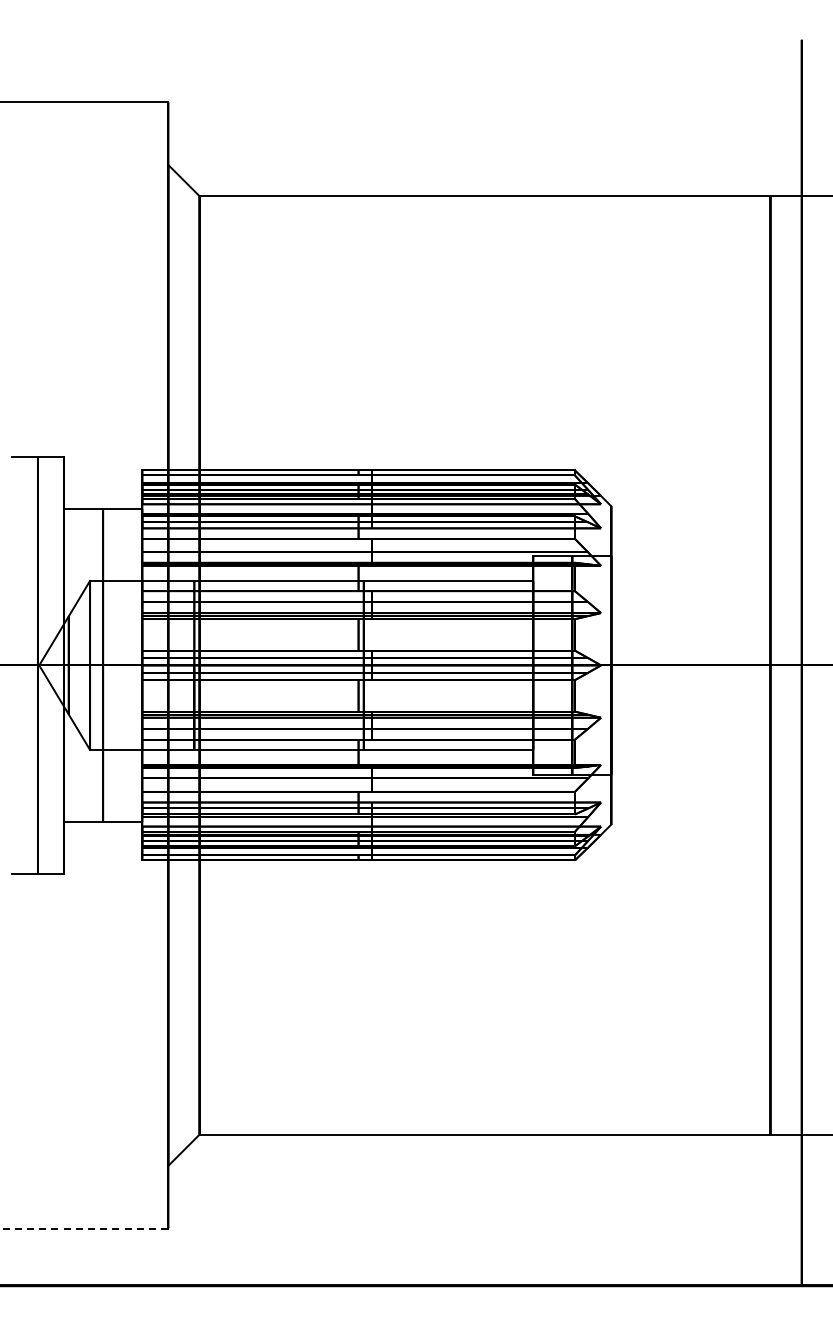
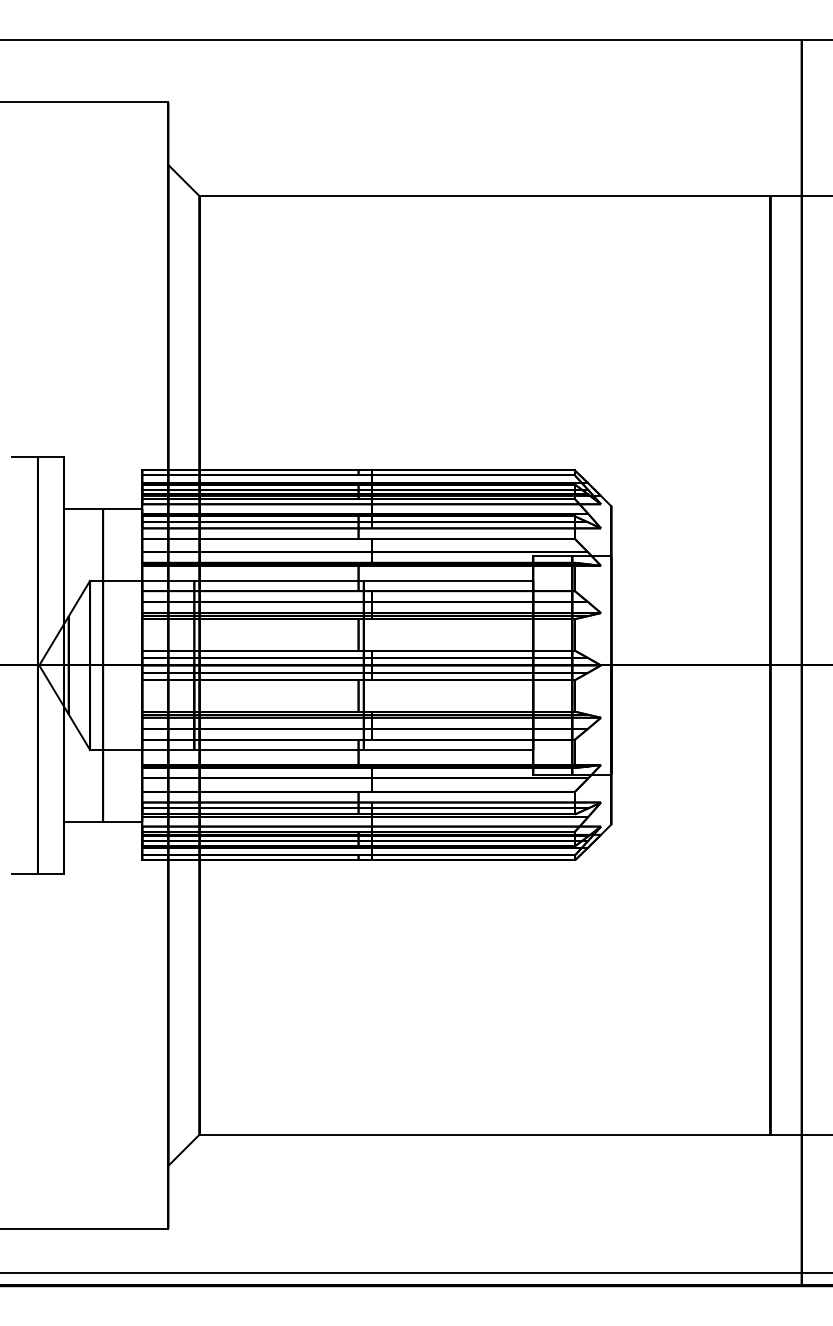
line: none -> present (415, 39)
line: dashed -> solid (84, 1228)
line: none -> present (415, 1272)
